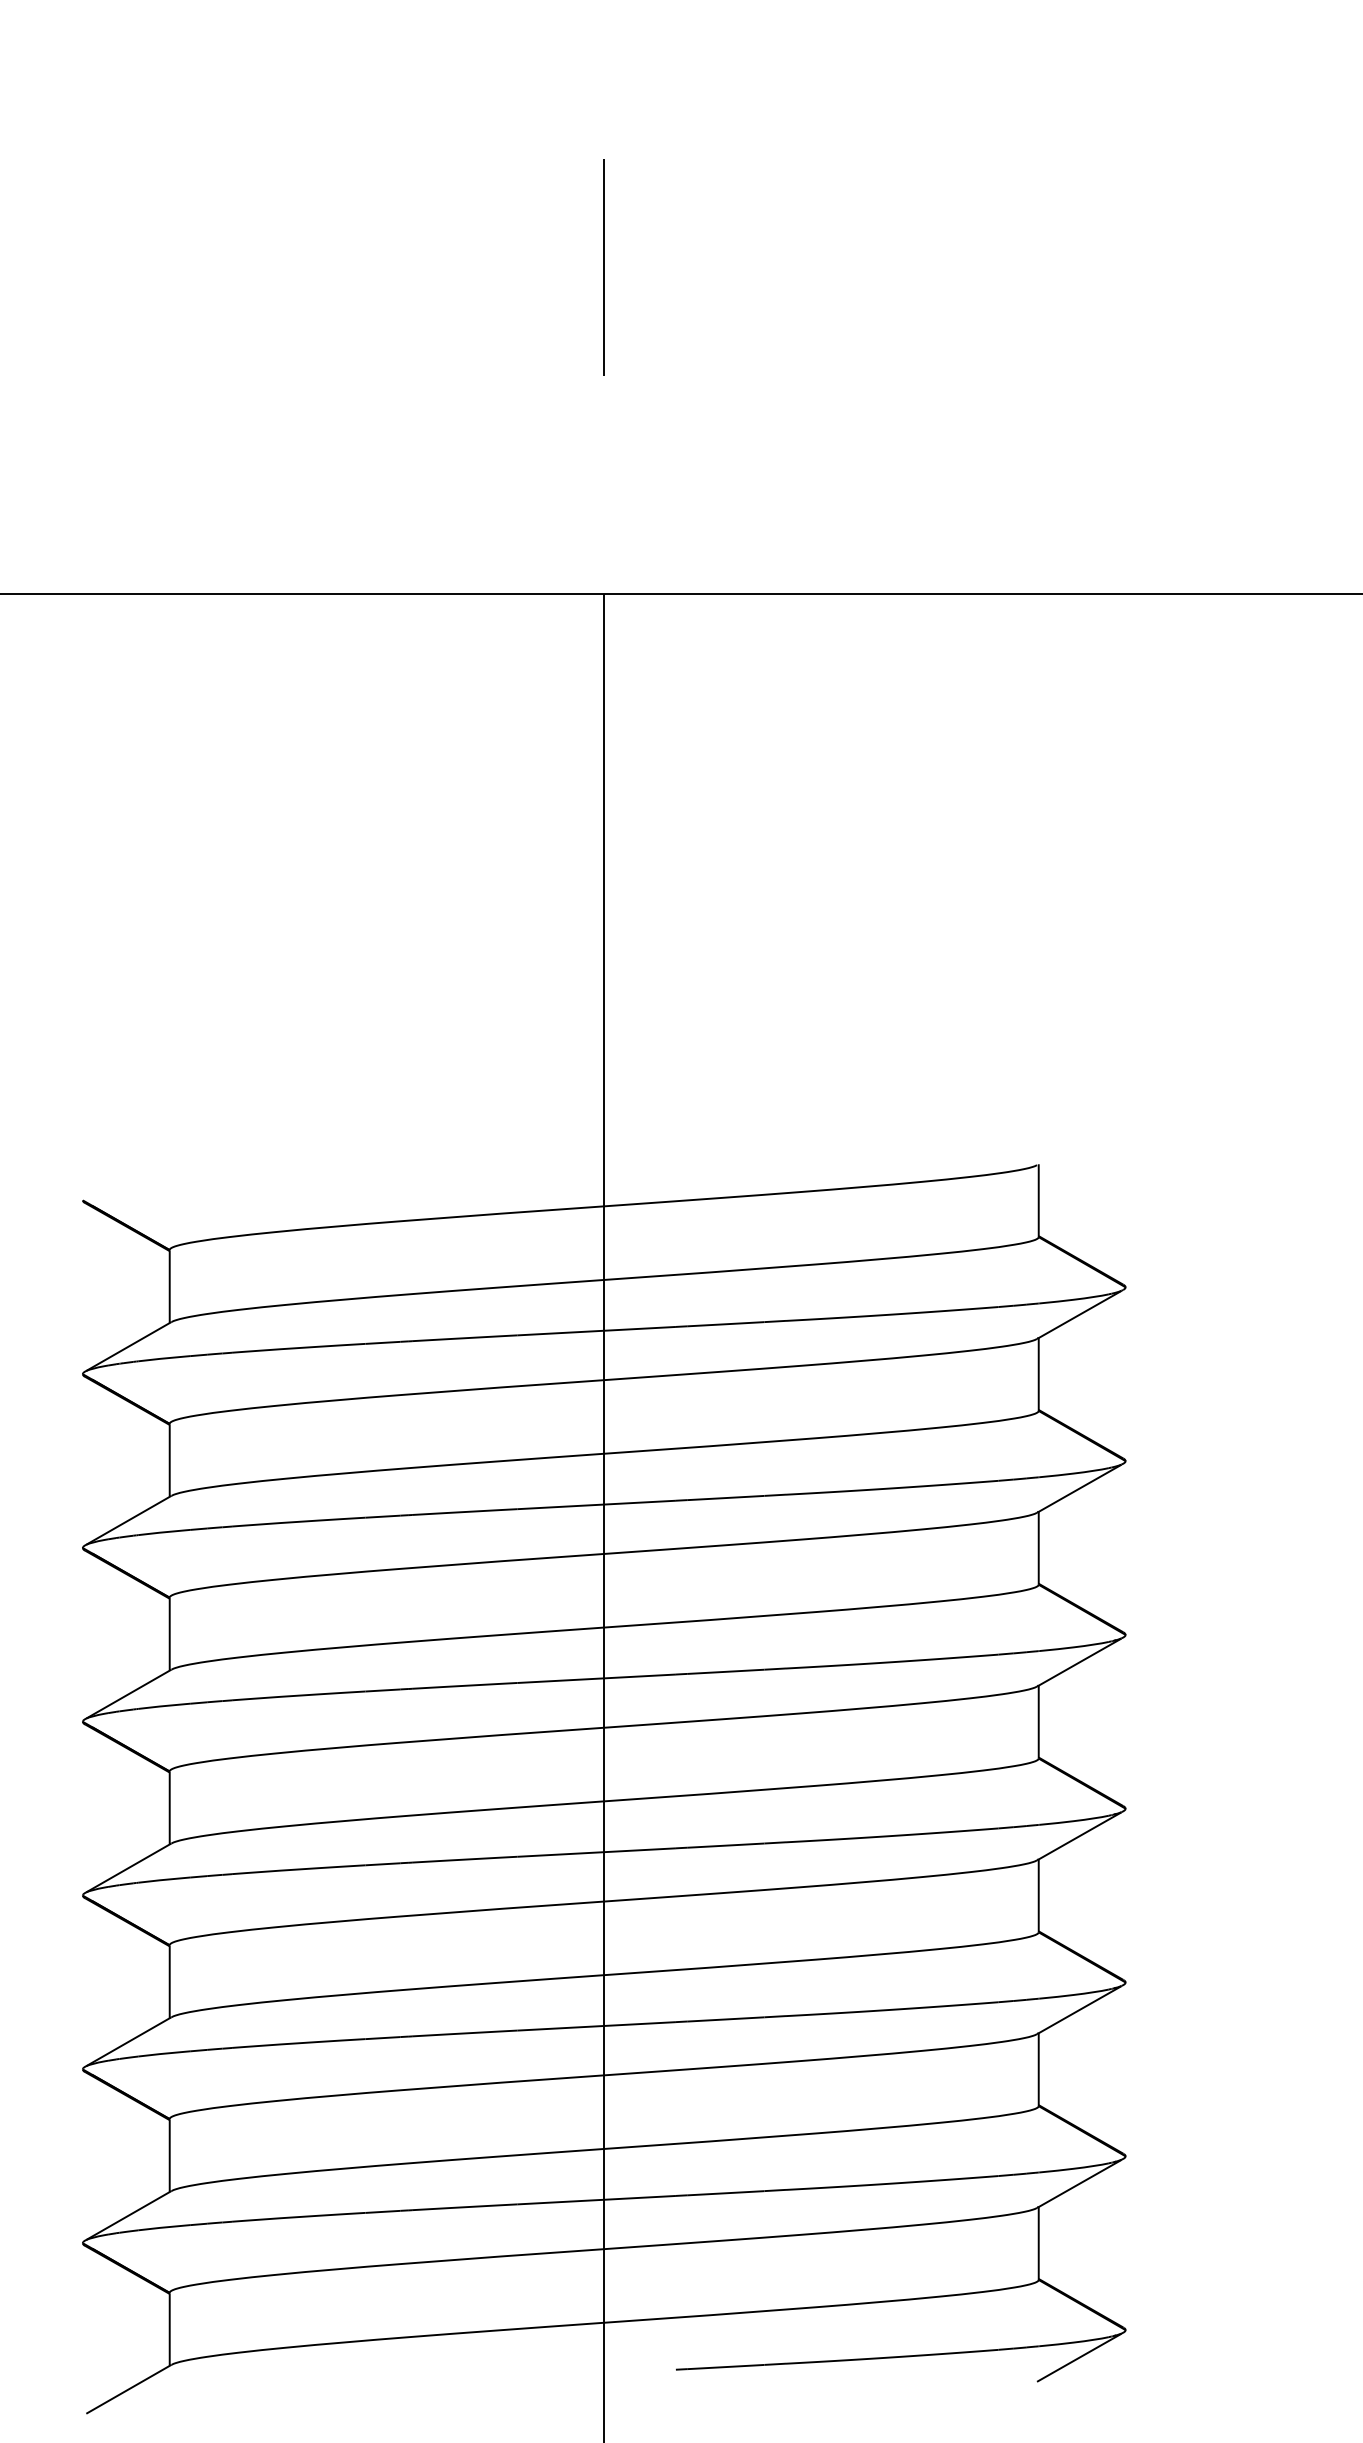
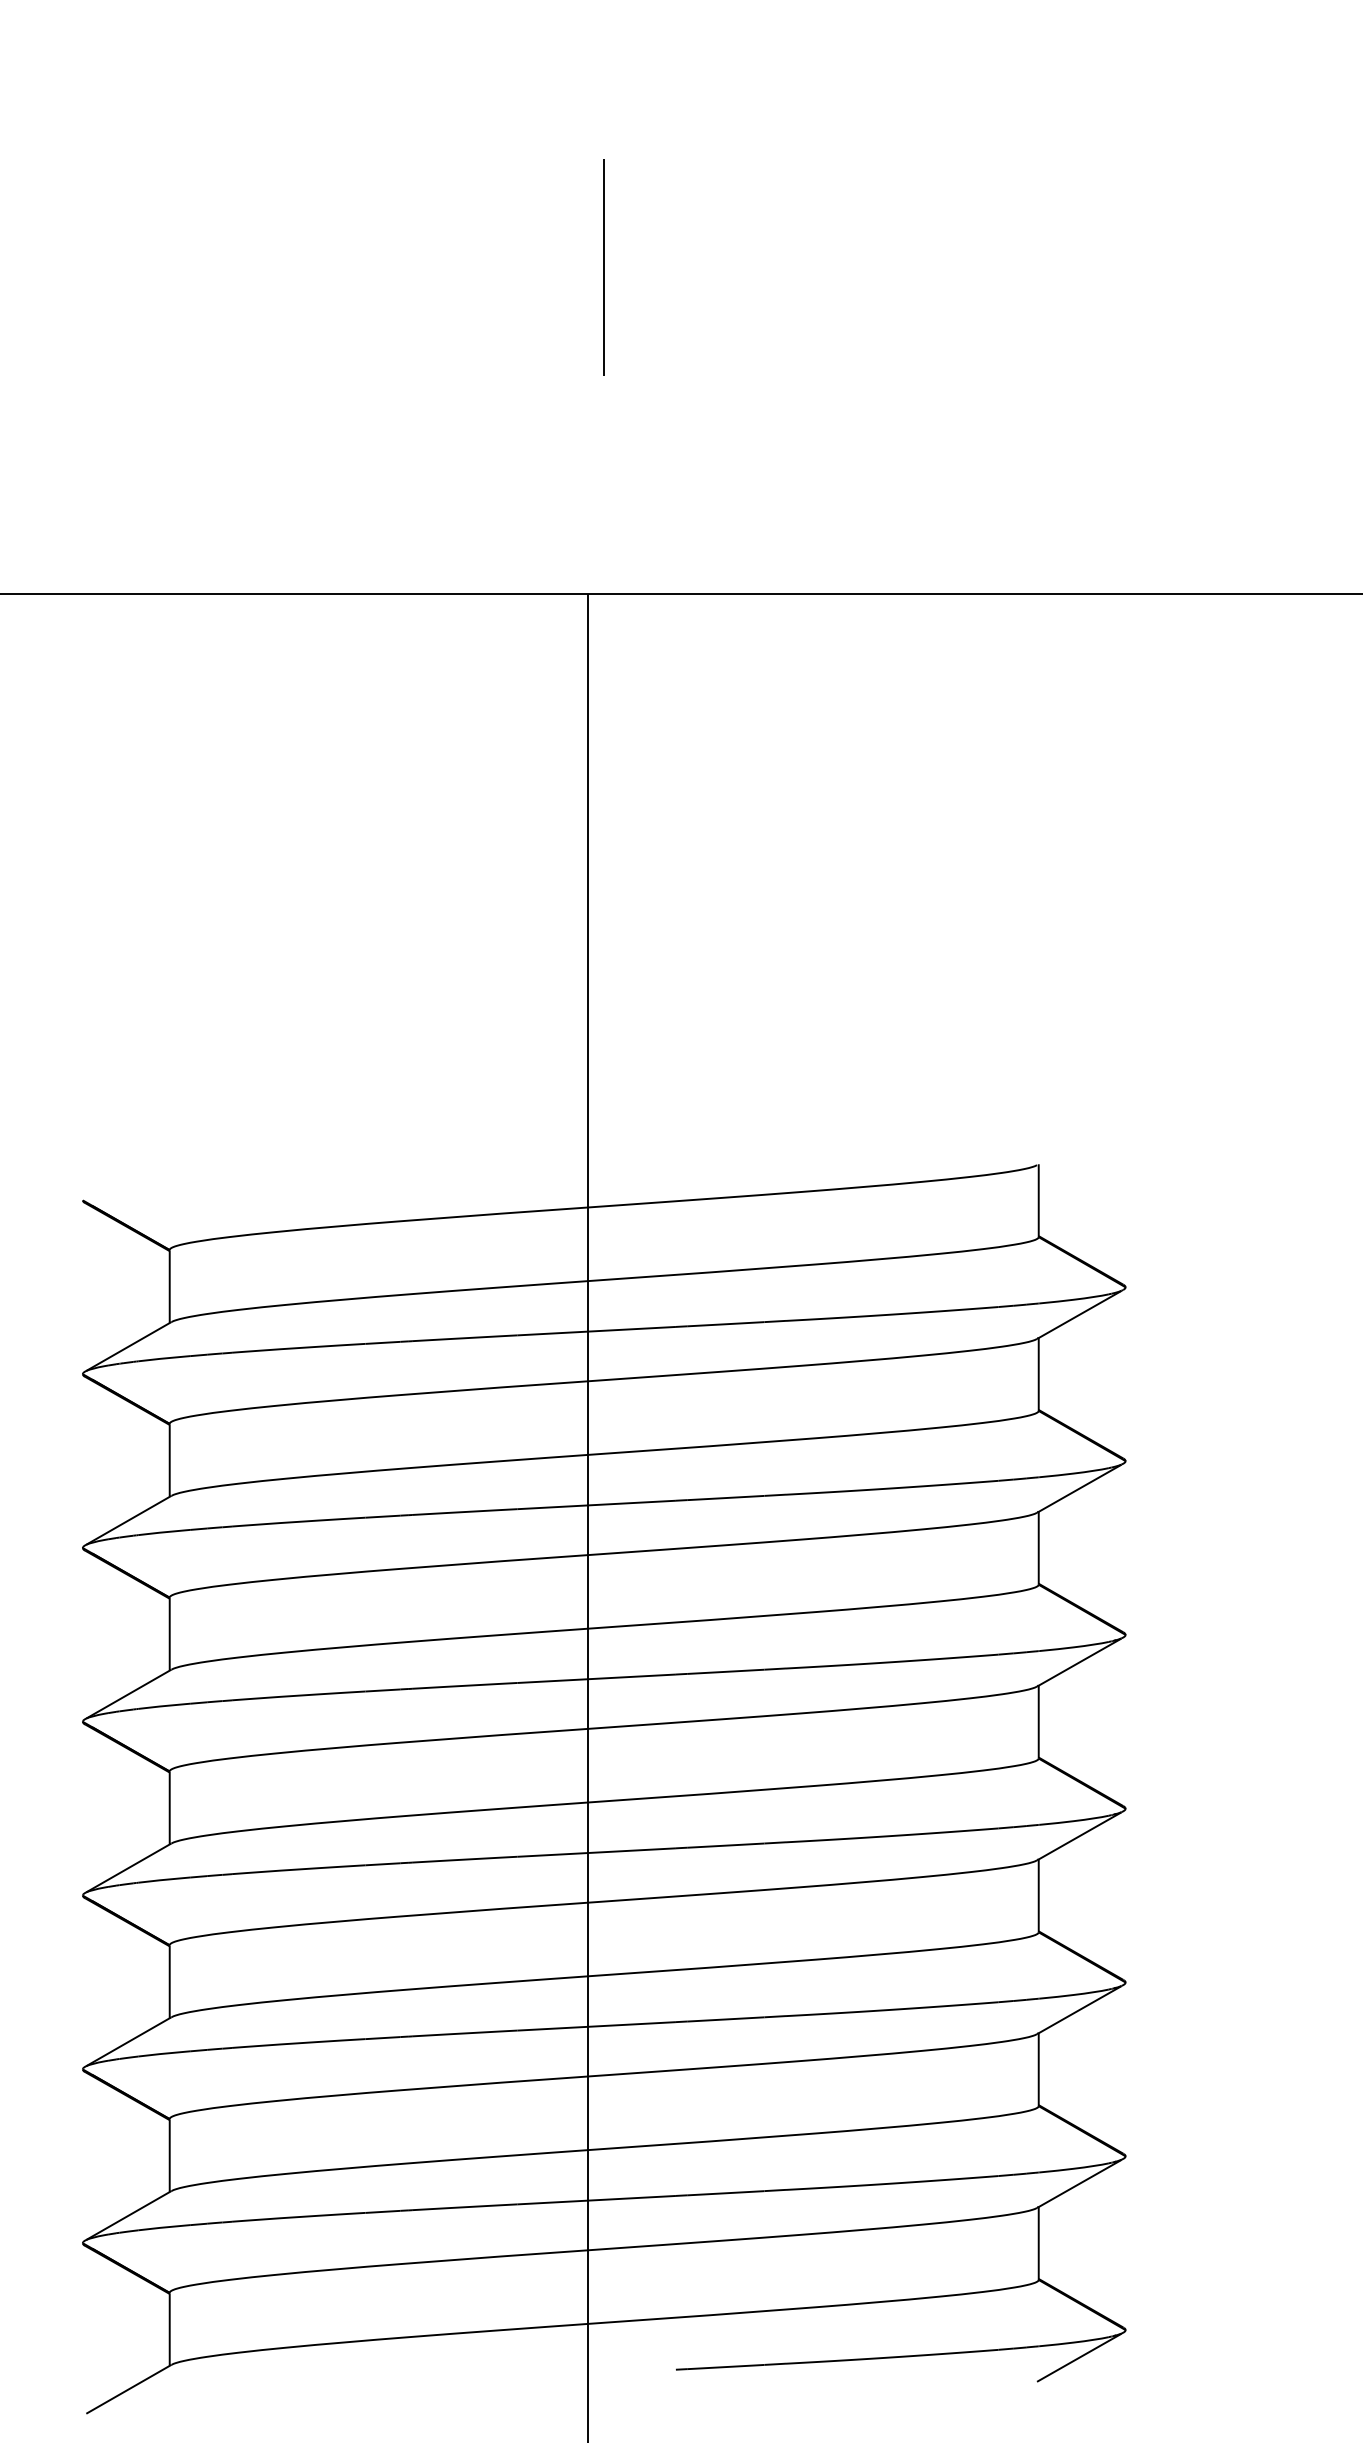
line position: (604, 1516) -> (588, 1516) (588, 1516)
